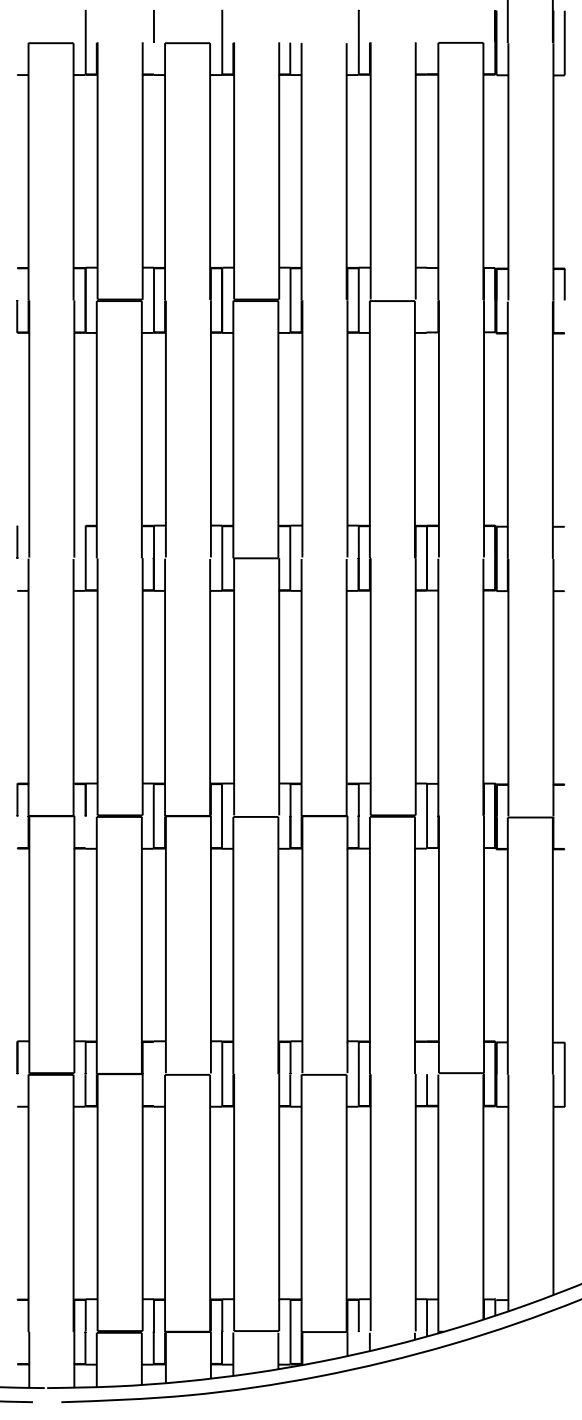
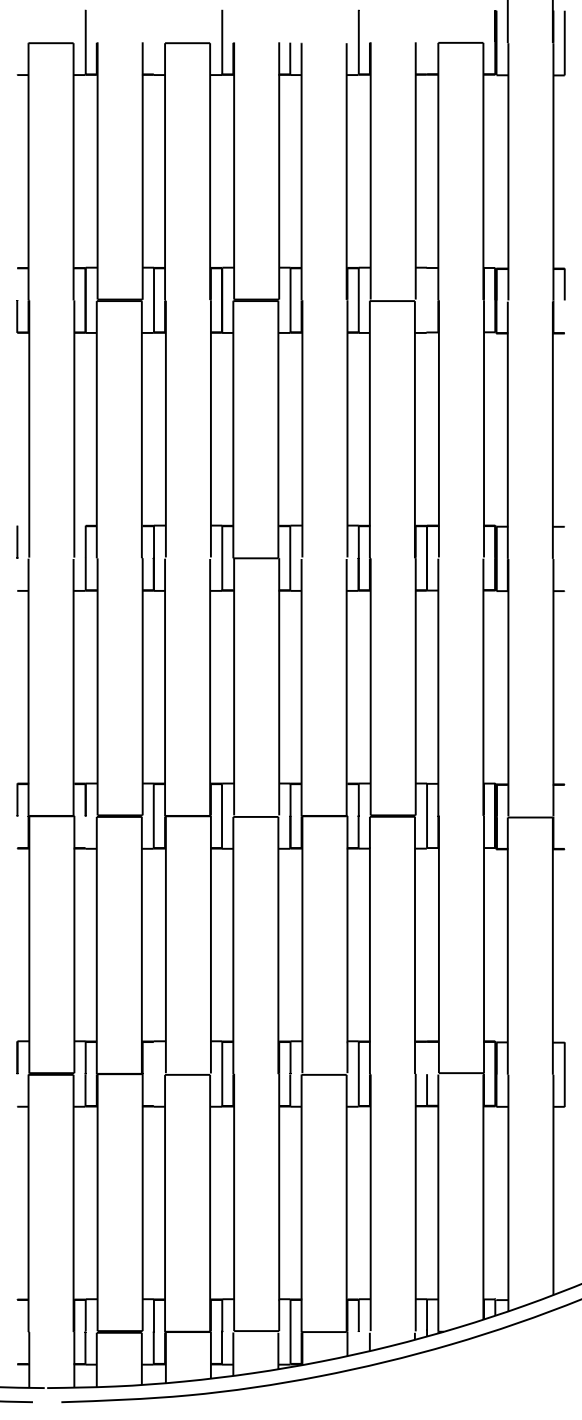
line: present -> none (153, 25)
